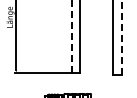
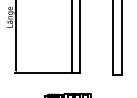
line: dashed -> solid (71, 36)
line: dashed -> solid (122, 37)
